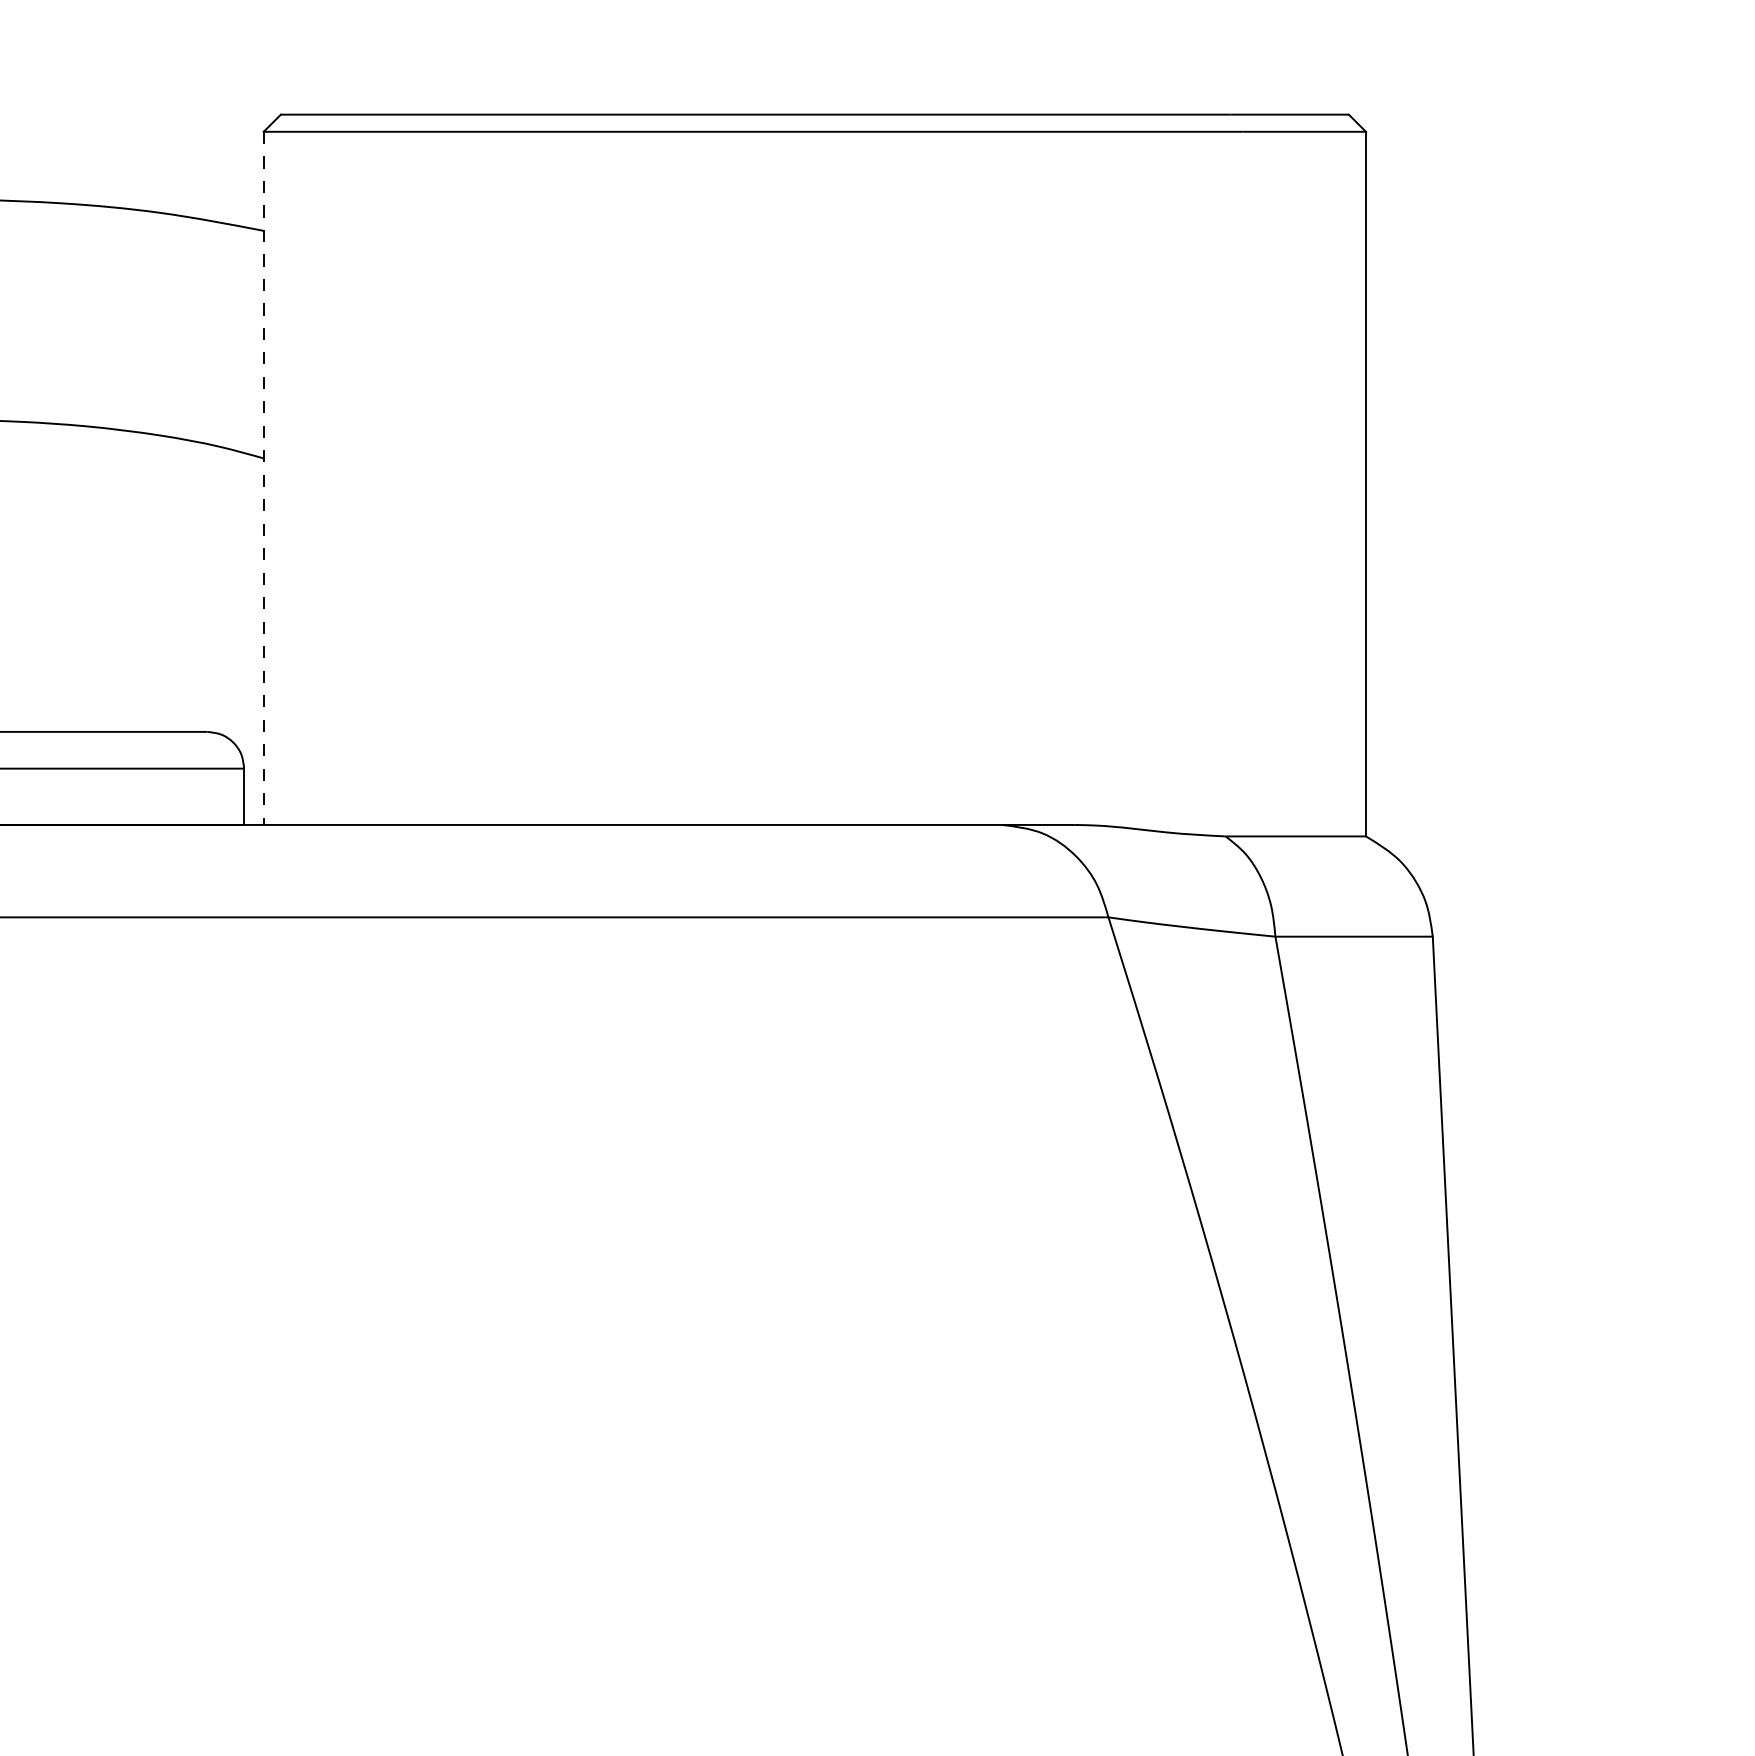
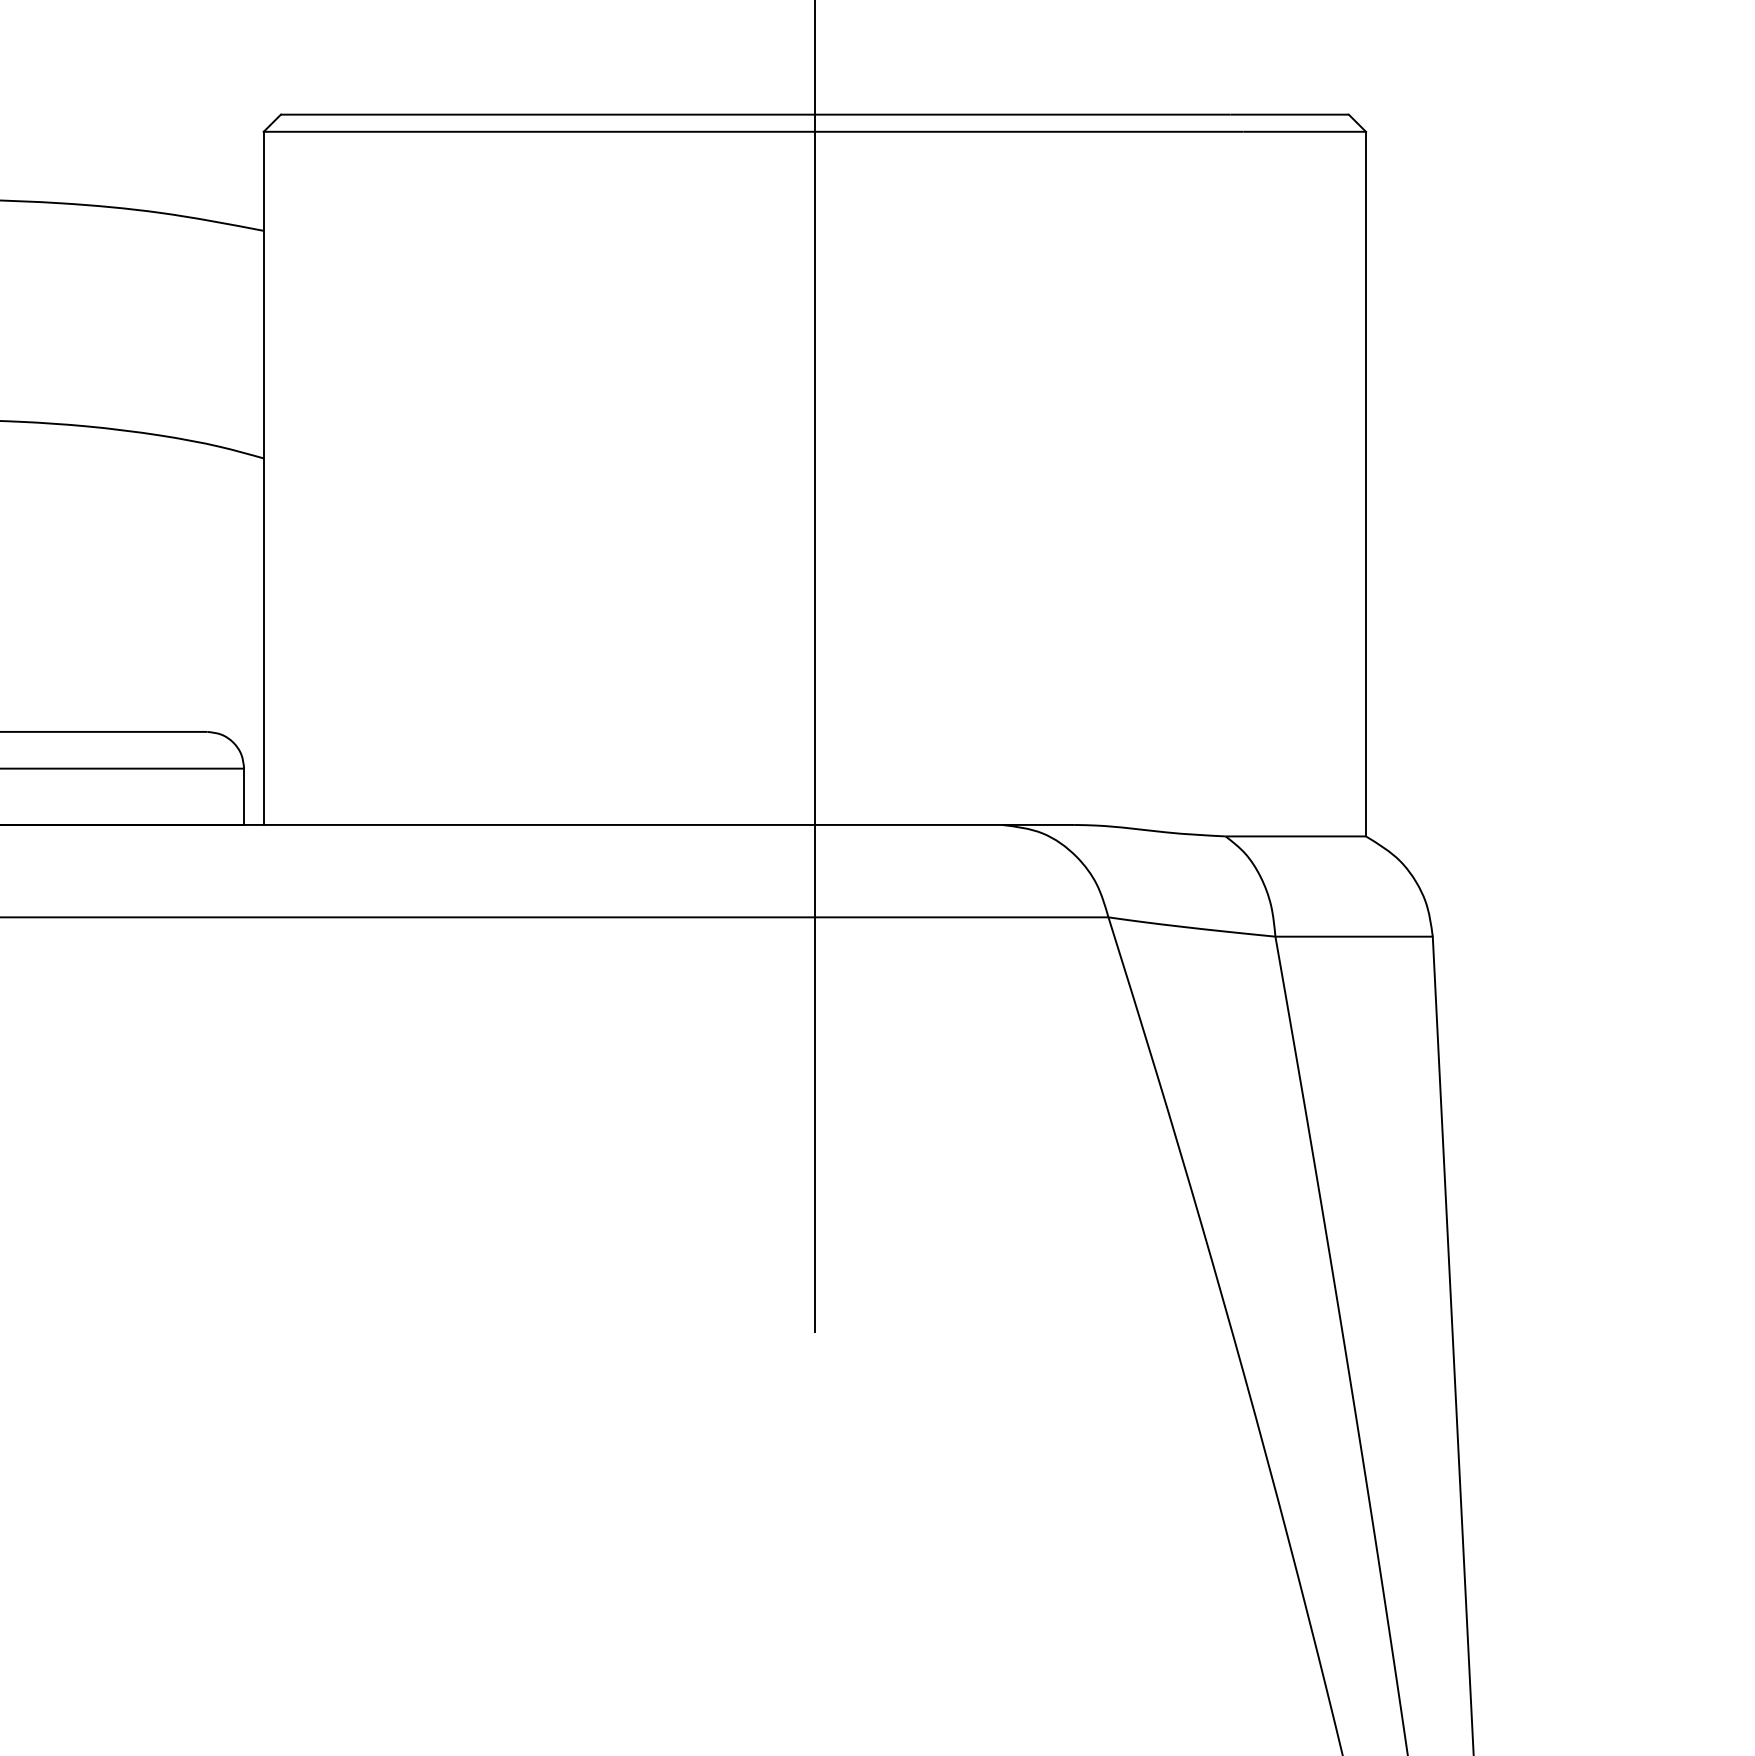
line: dashed -> solid (263, 478)
line: none -> present (814, 667)
